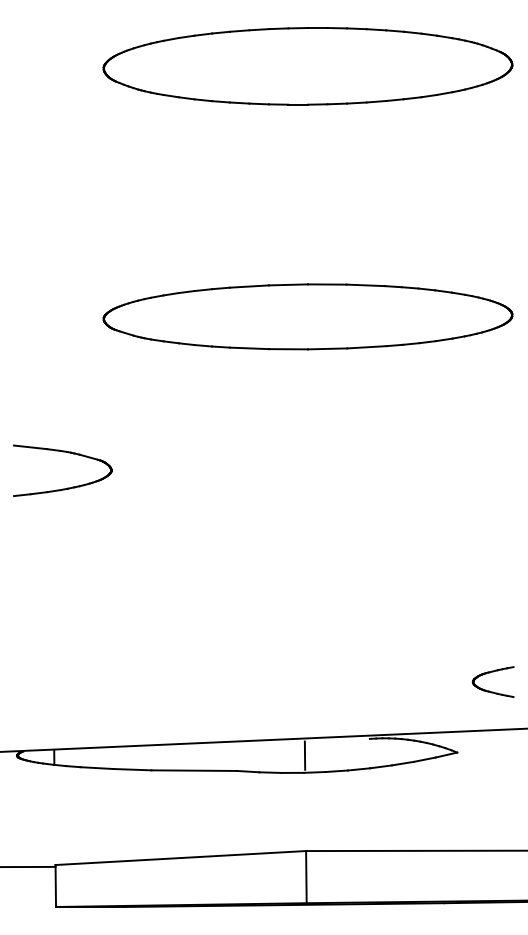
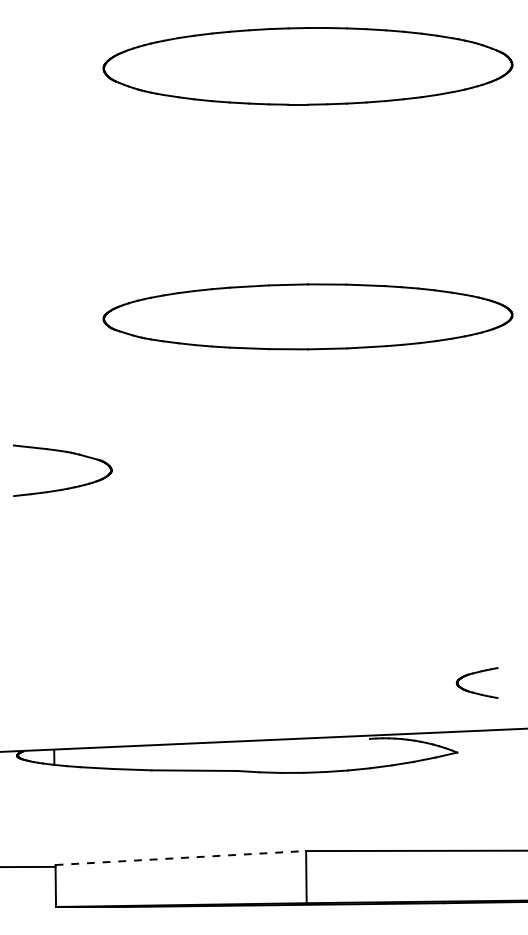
part position: (489, 673) -> (473, 674) (473, 674)
line: present -> none (304, 755)
line: solid -> dashed (181, 858)
